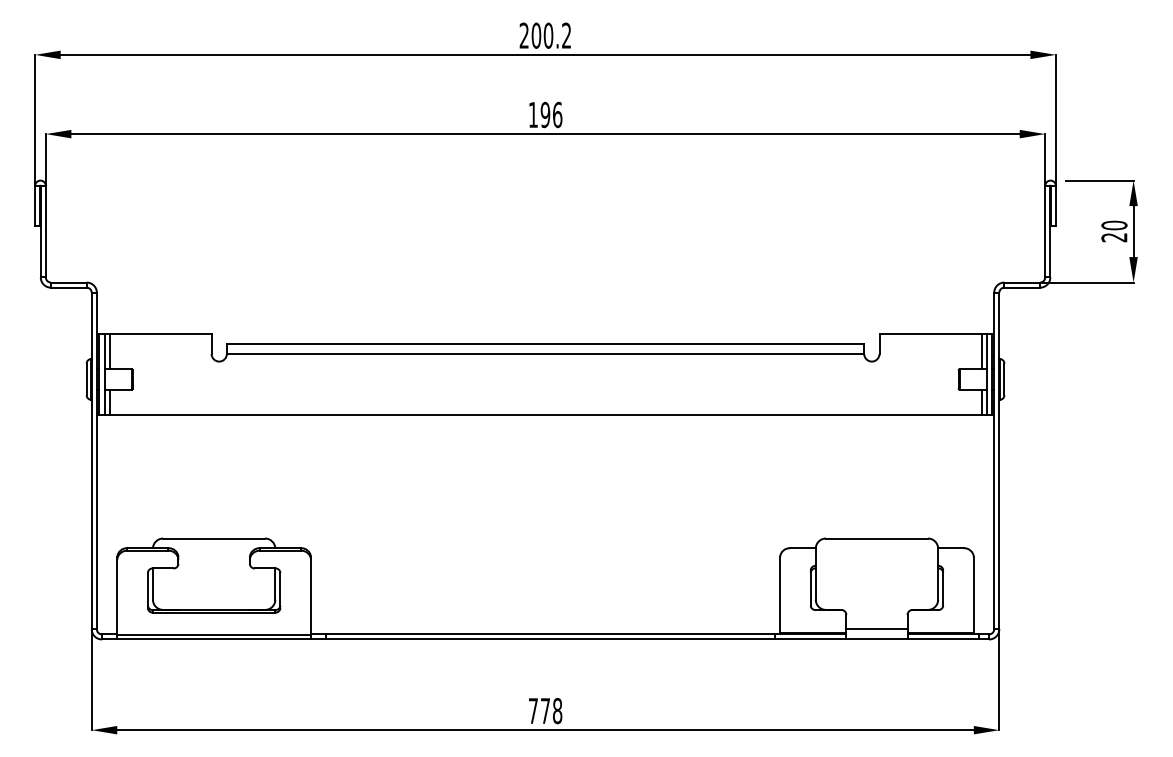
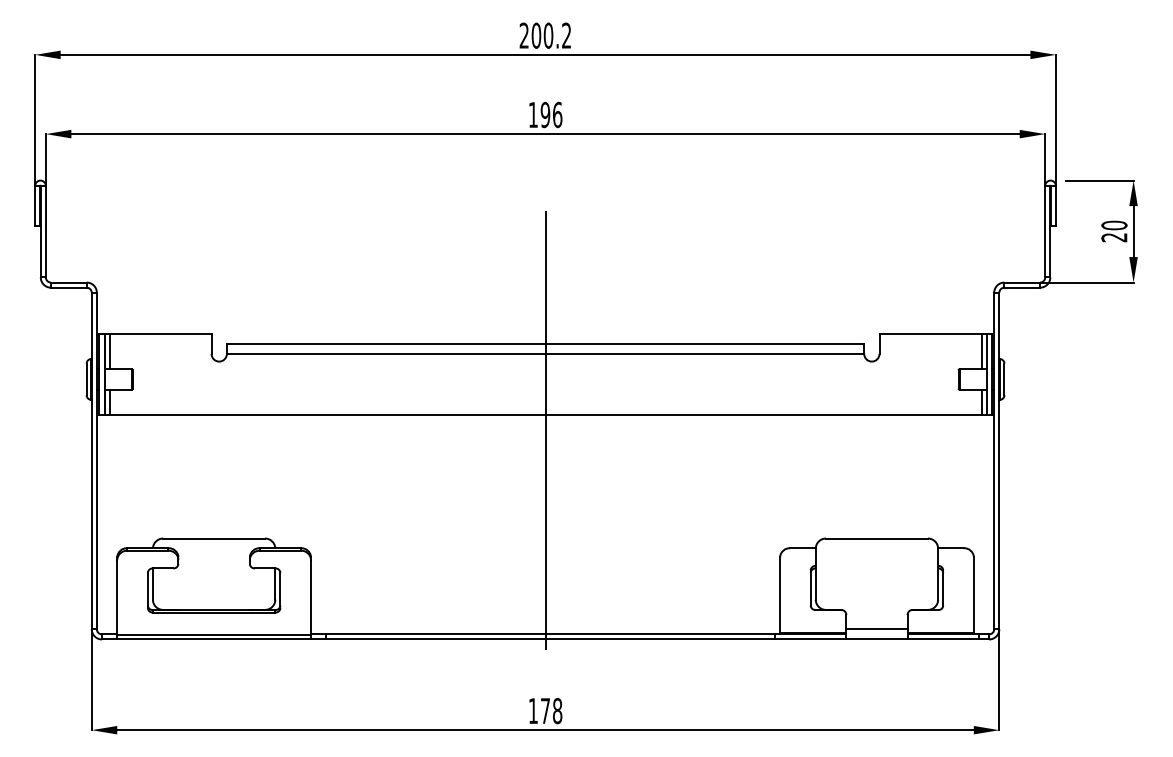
line: none -> present (545, 429)
text: 778 -> 178 (533, 710)
